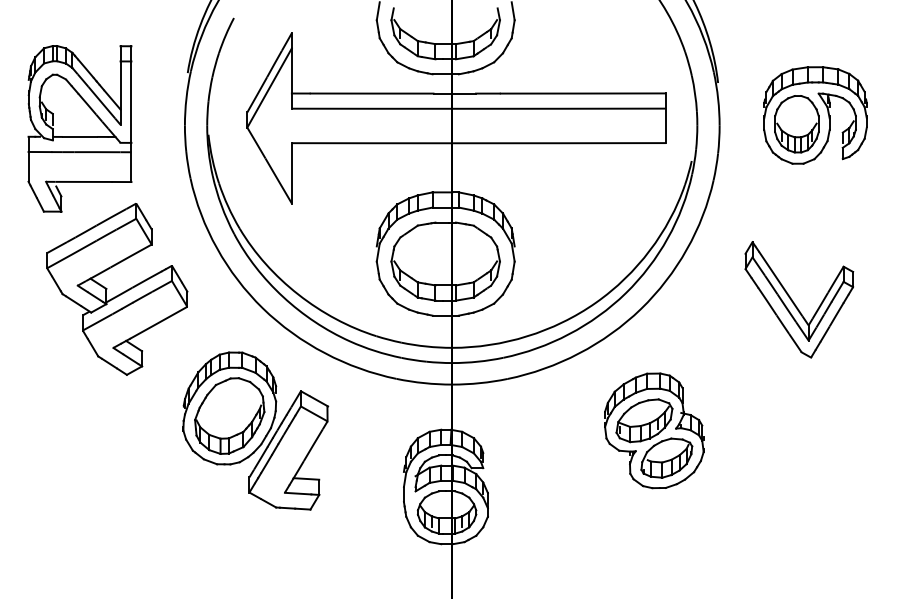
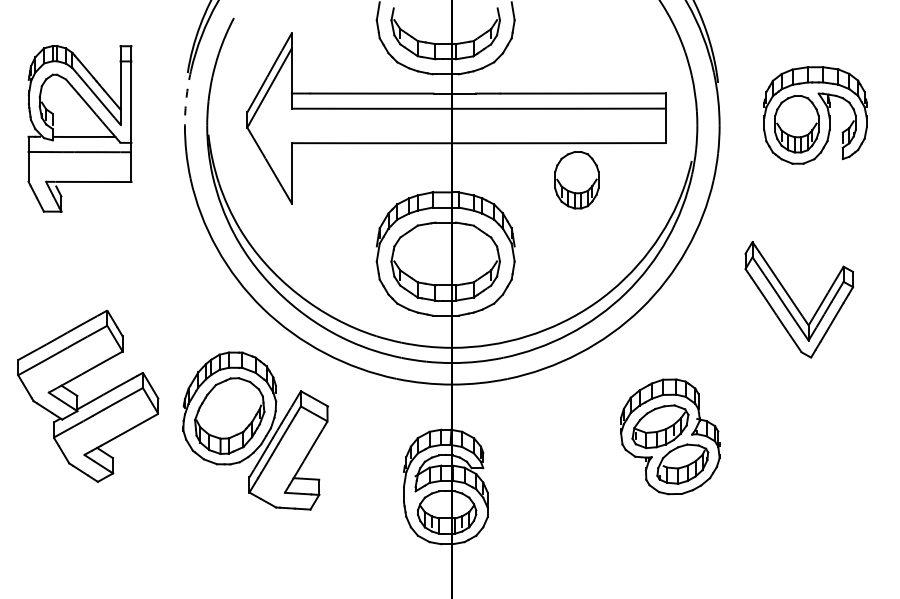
arc: solid -> dashed (186, 98)
part: none -> present (576, 180)
part position: (117, 289) -> (88, 396) (88, 396)
part position: (654, 430) -> (670, 436) (670, 436)
